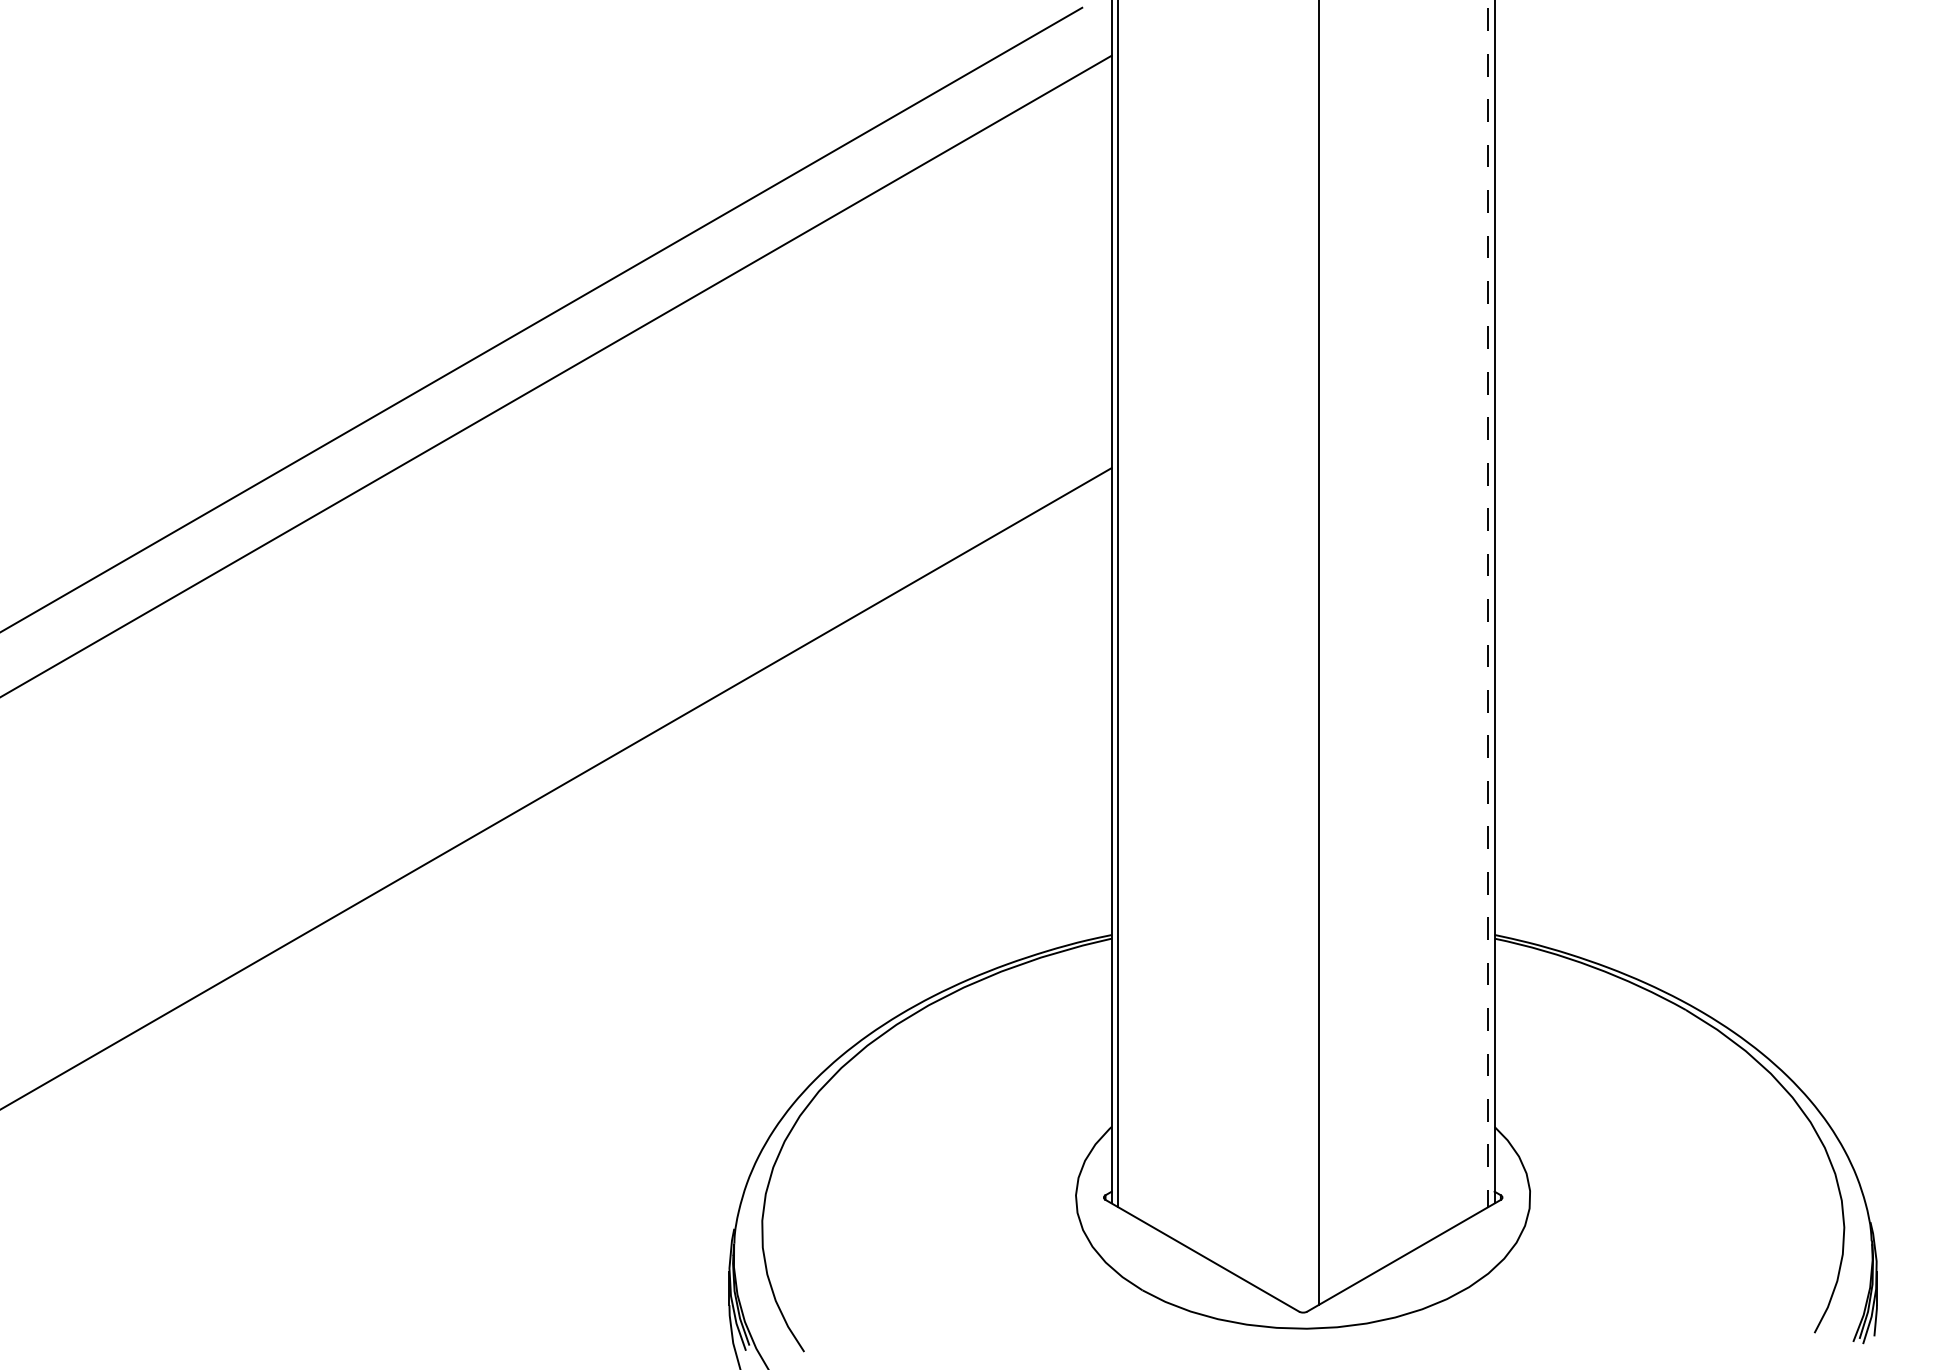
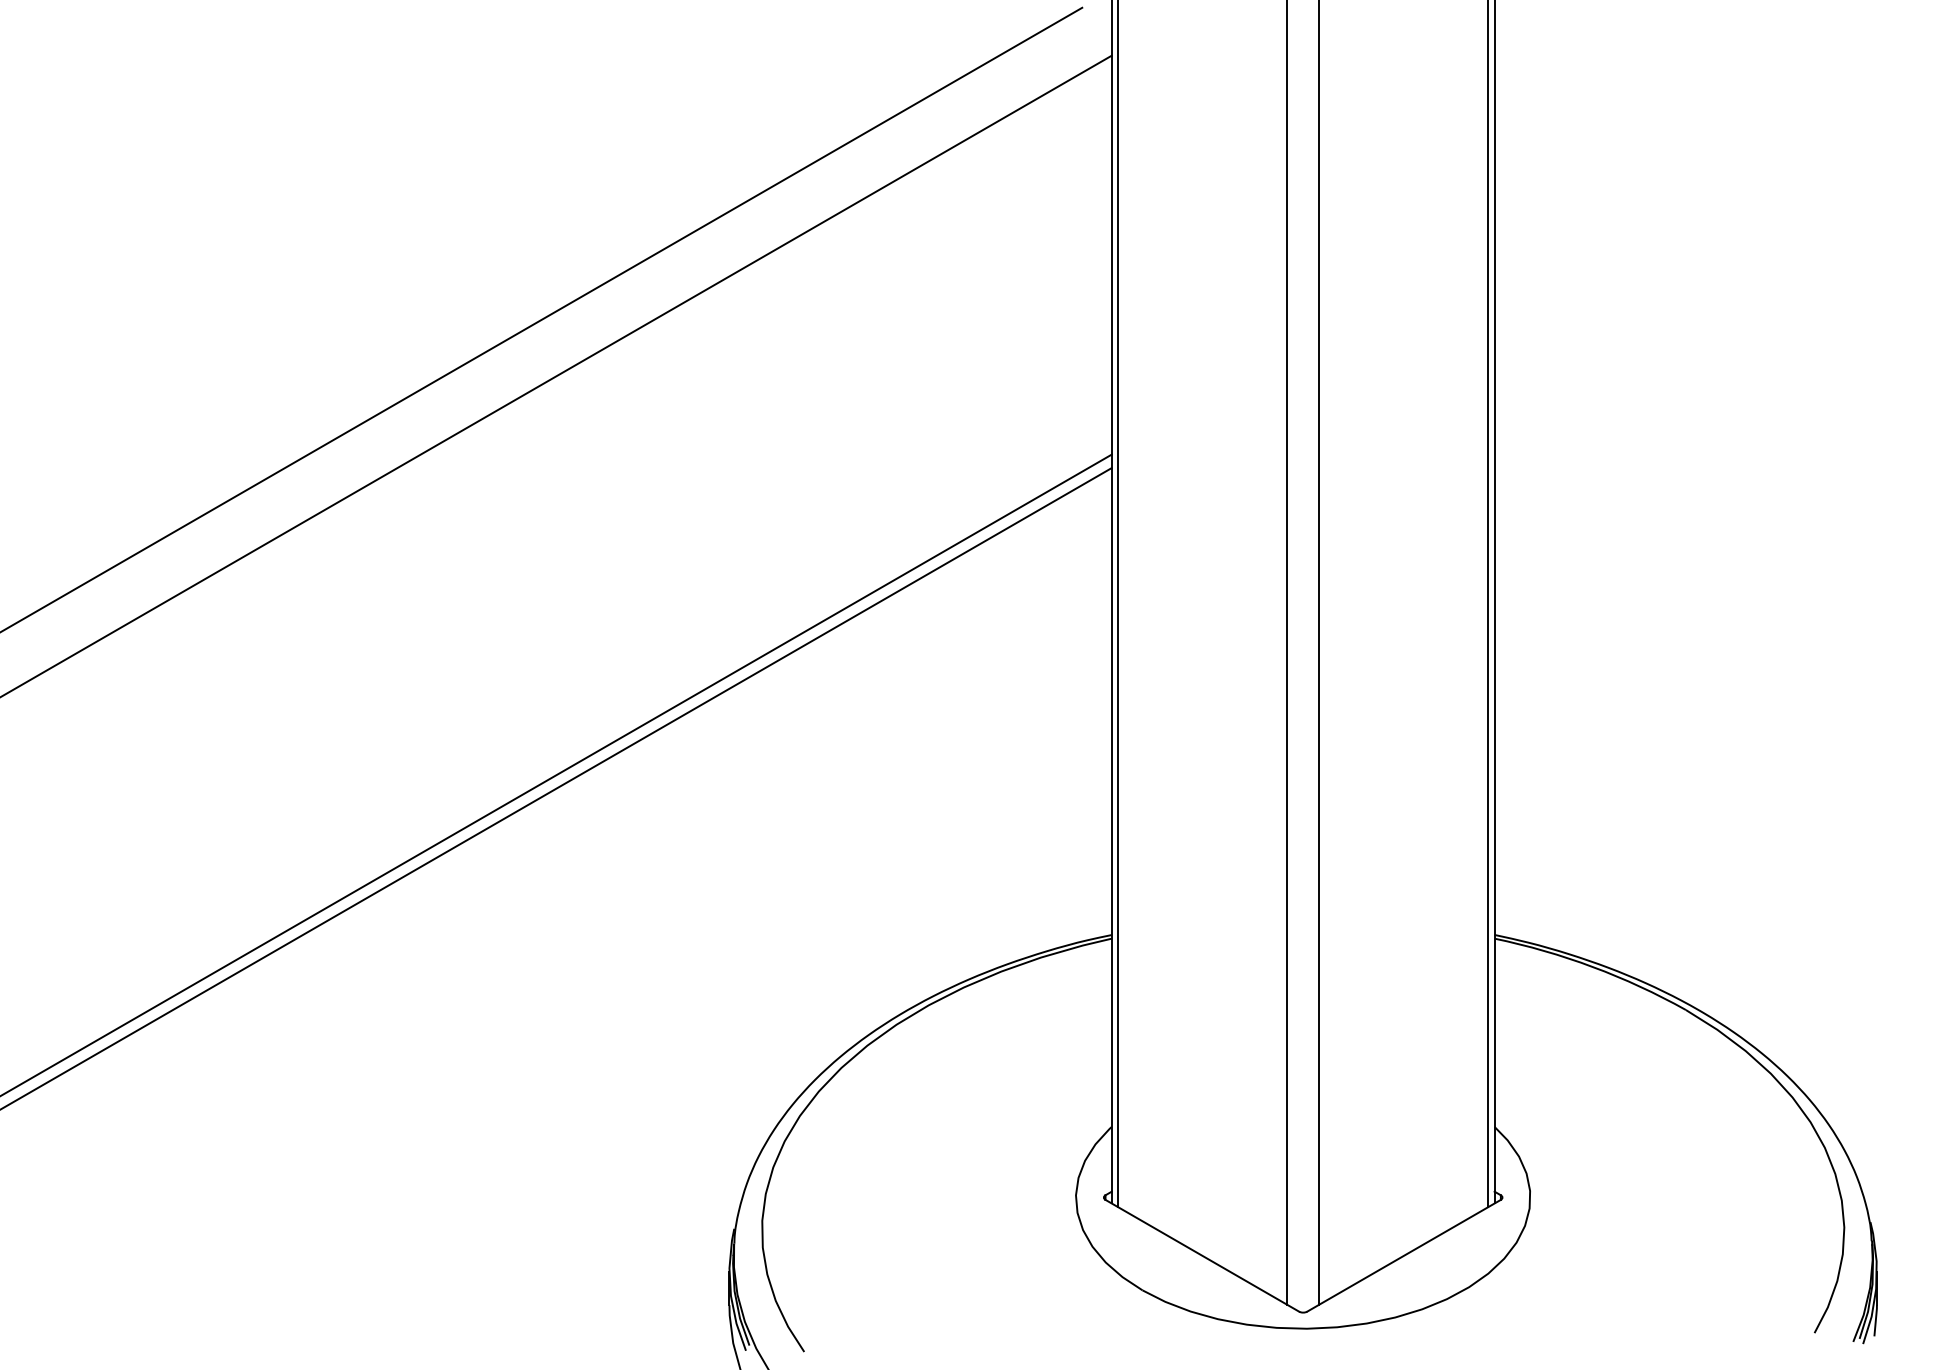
line: dashed -> solid (1487, 604)
line: none -> present (1287, 653)
line: none -> present (556, 774)
